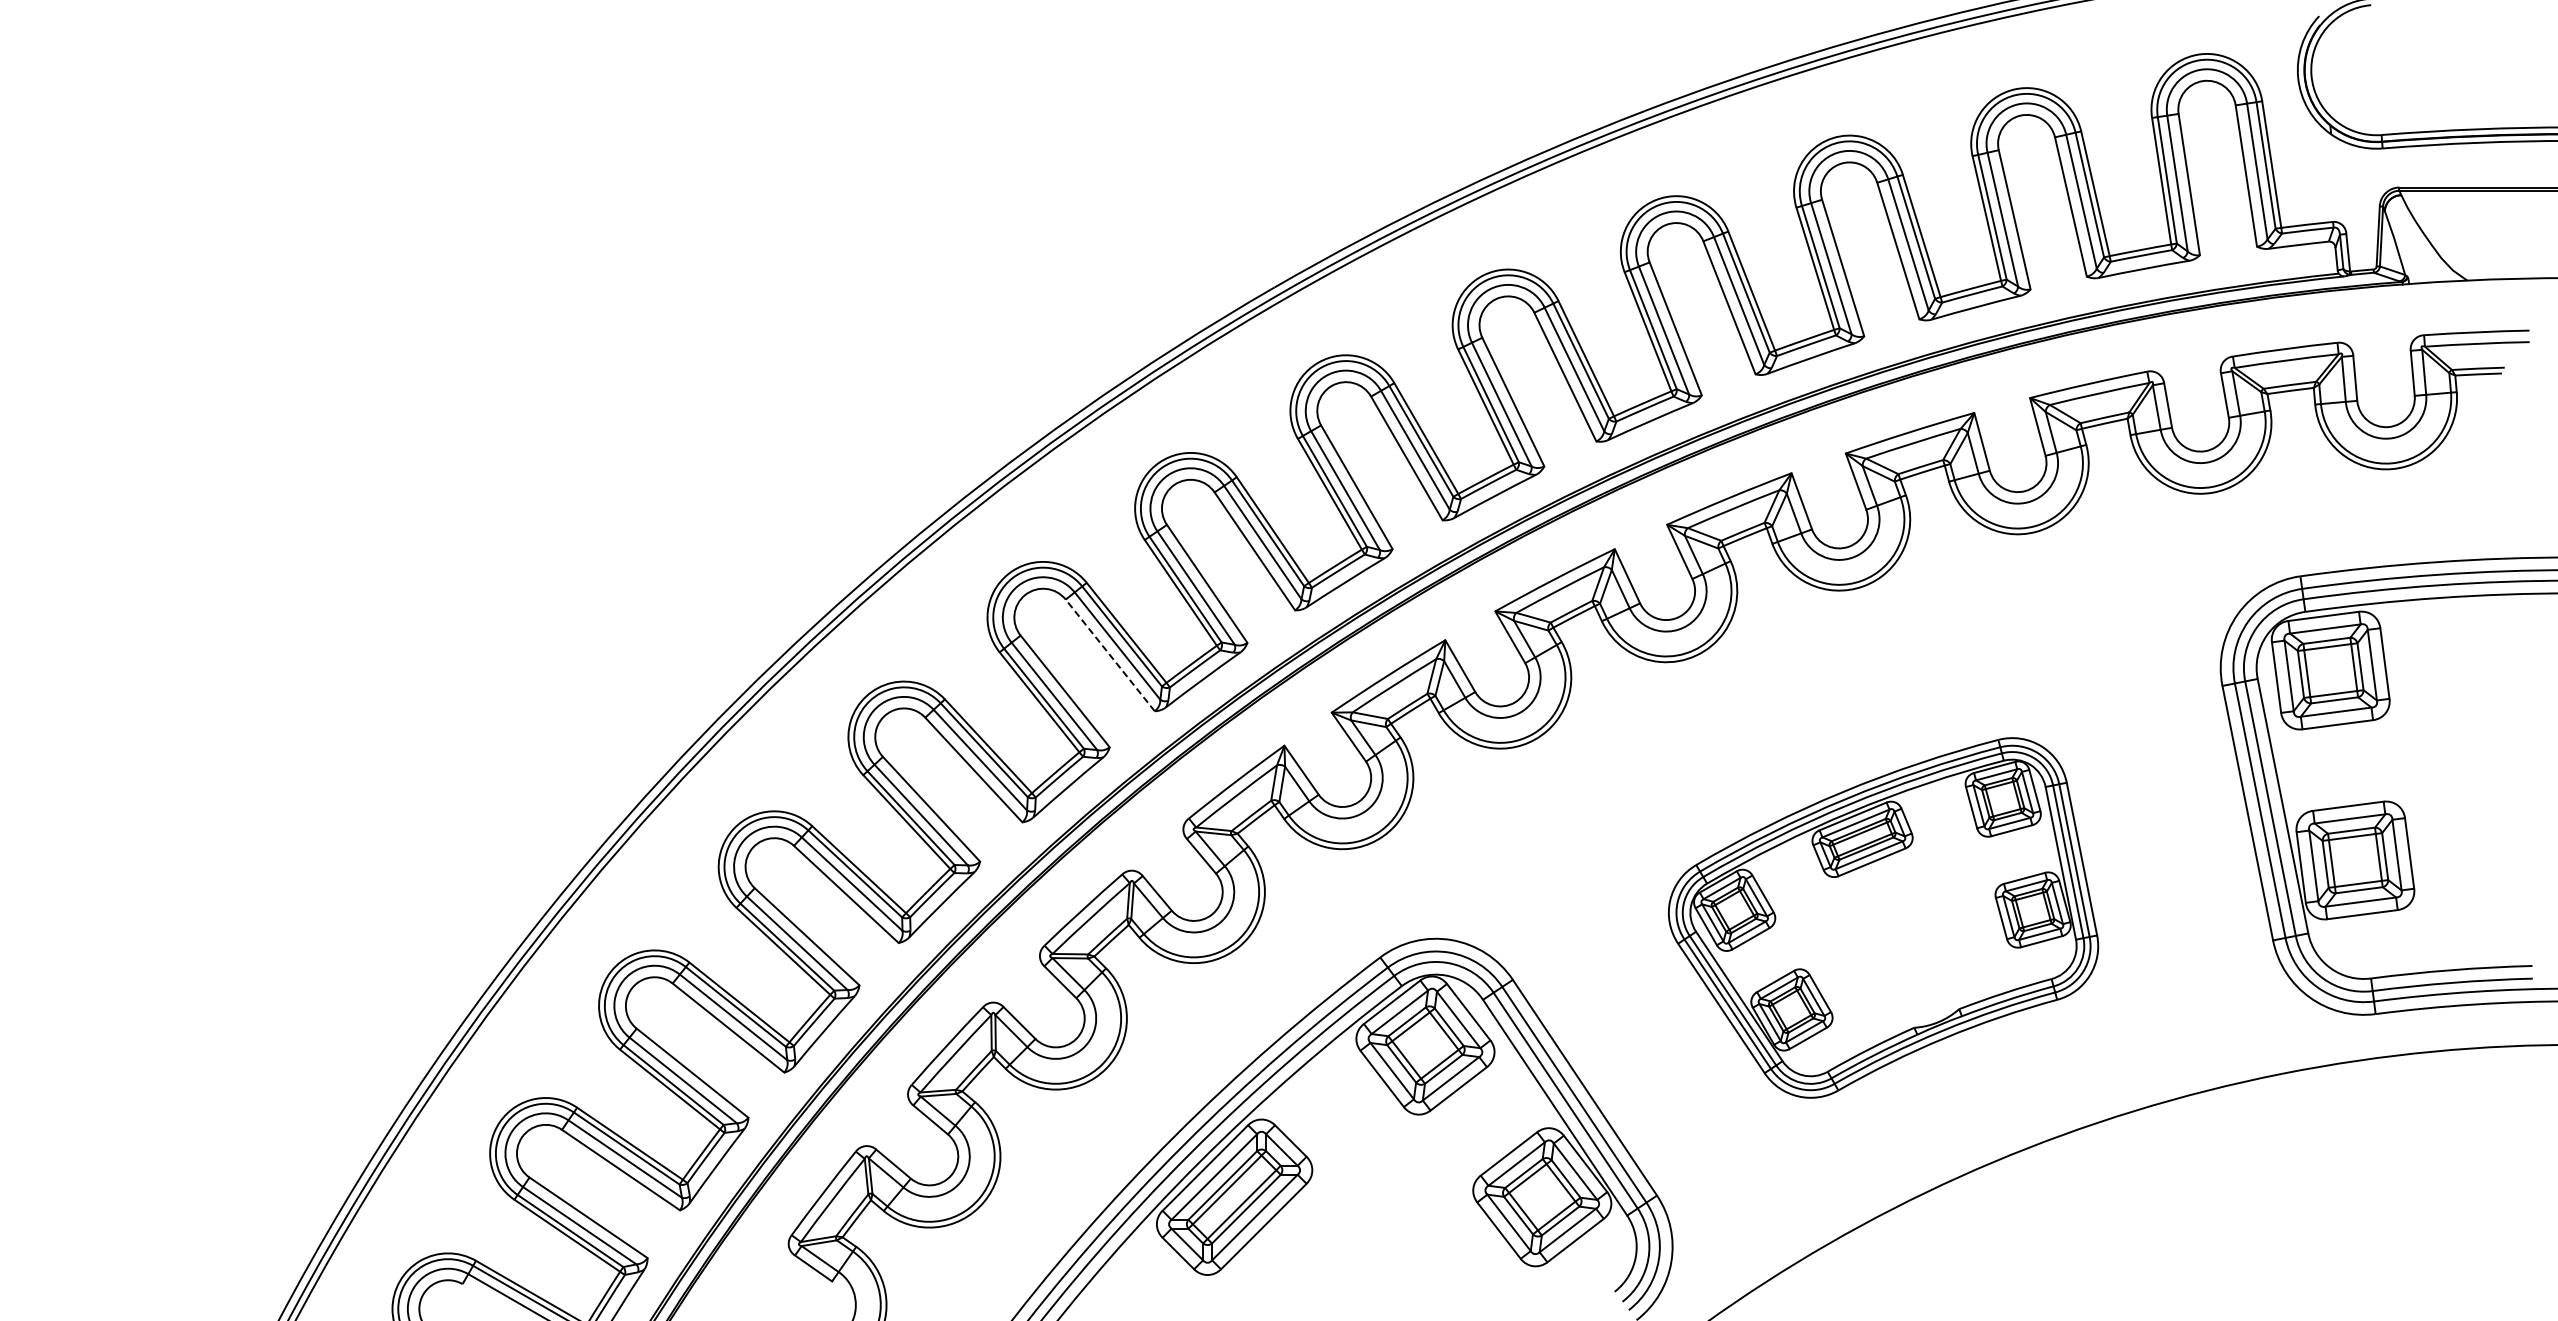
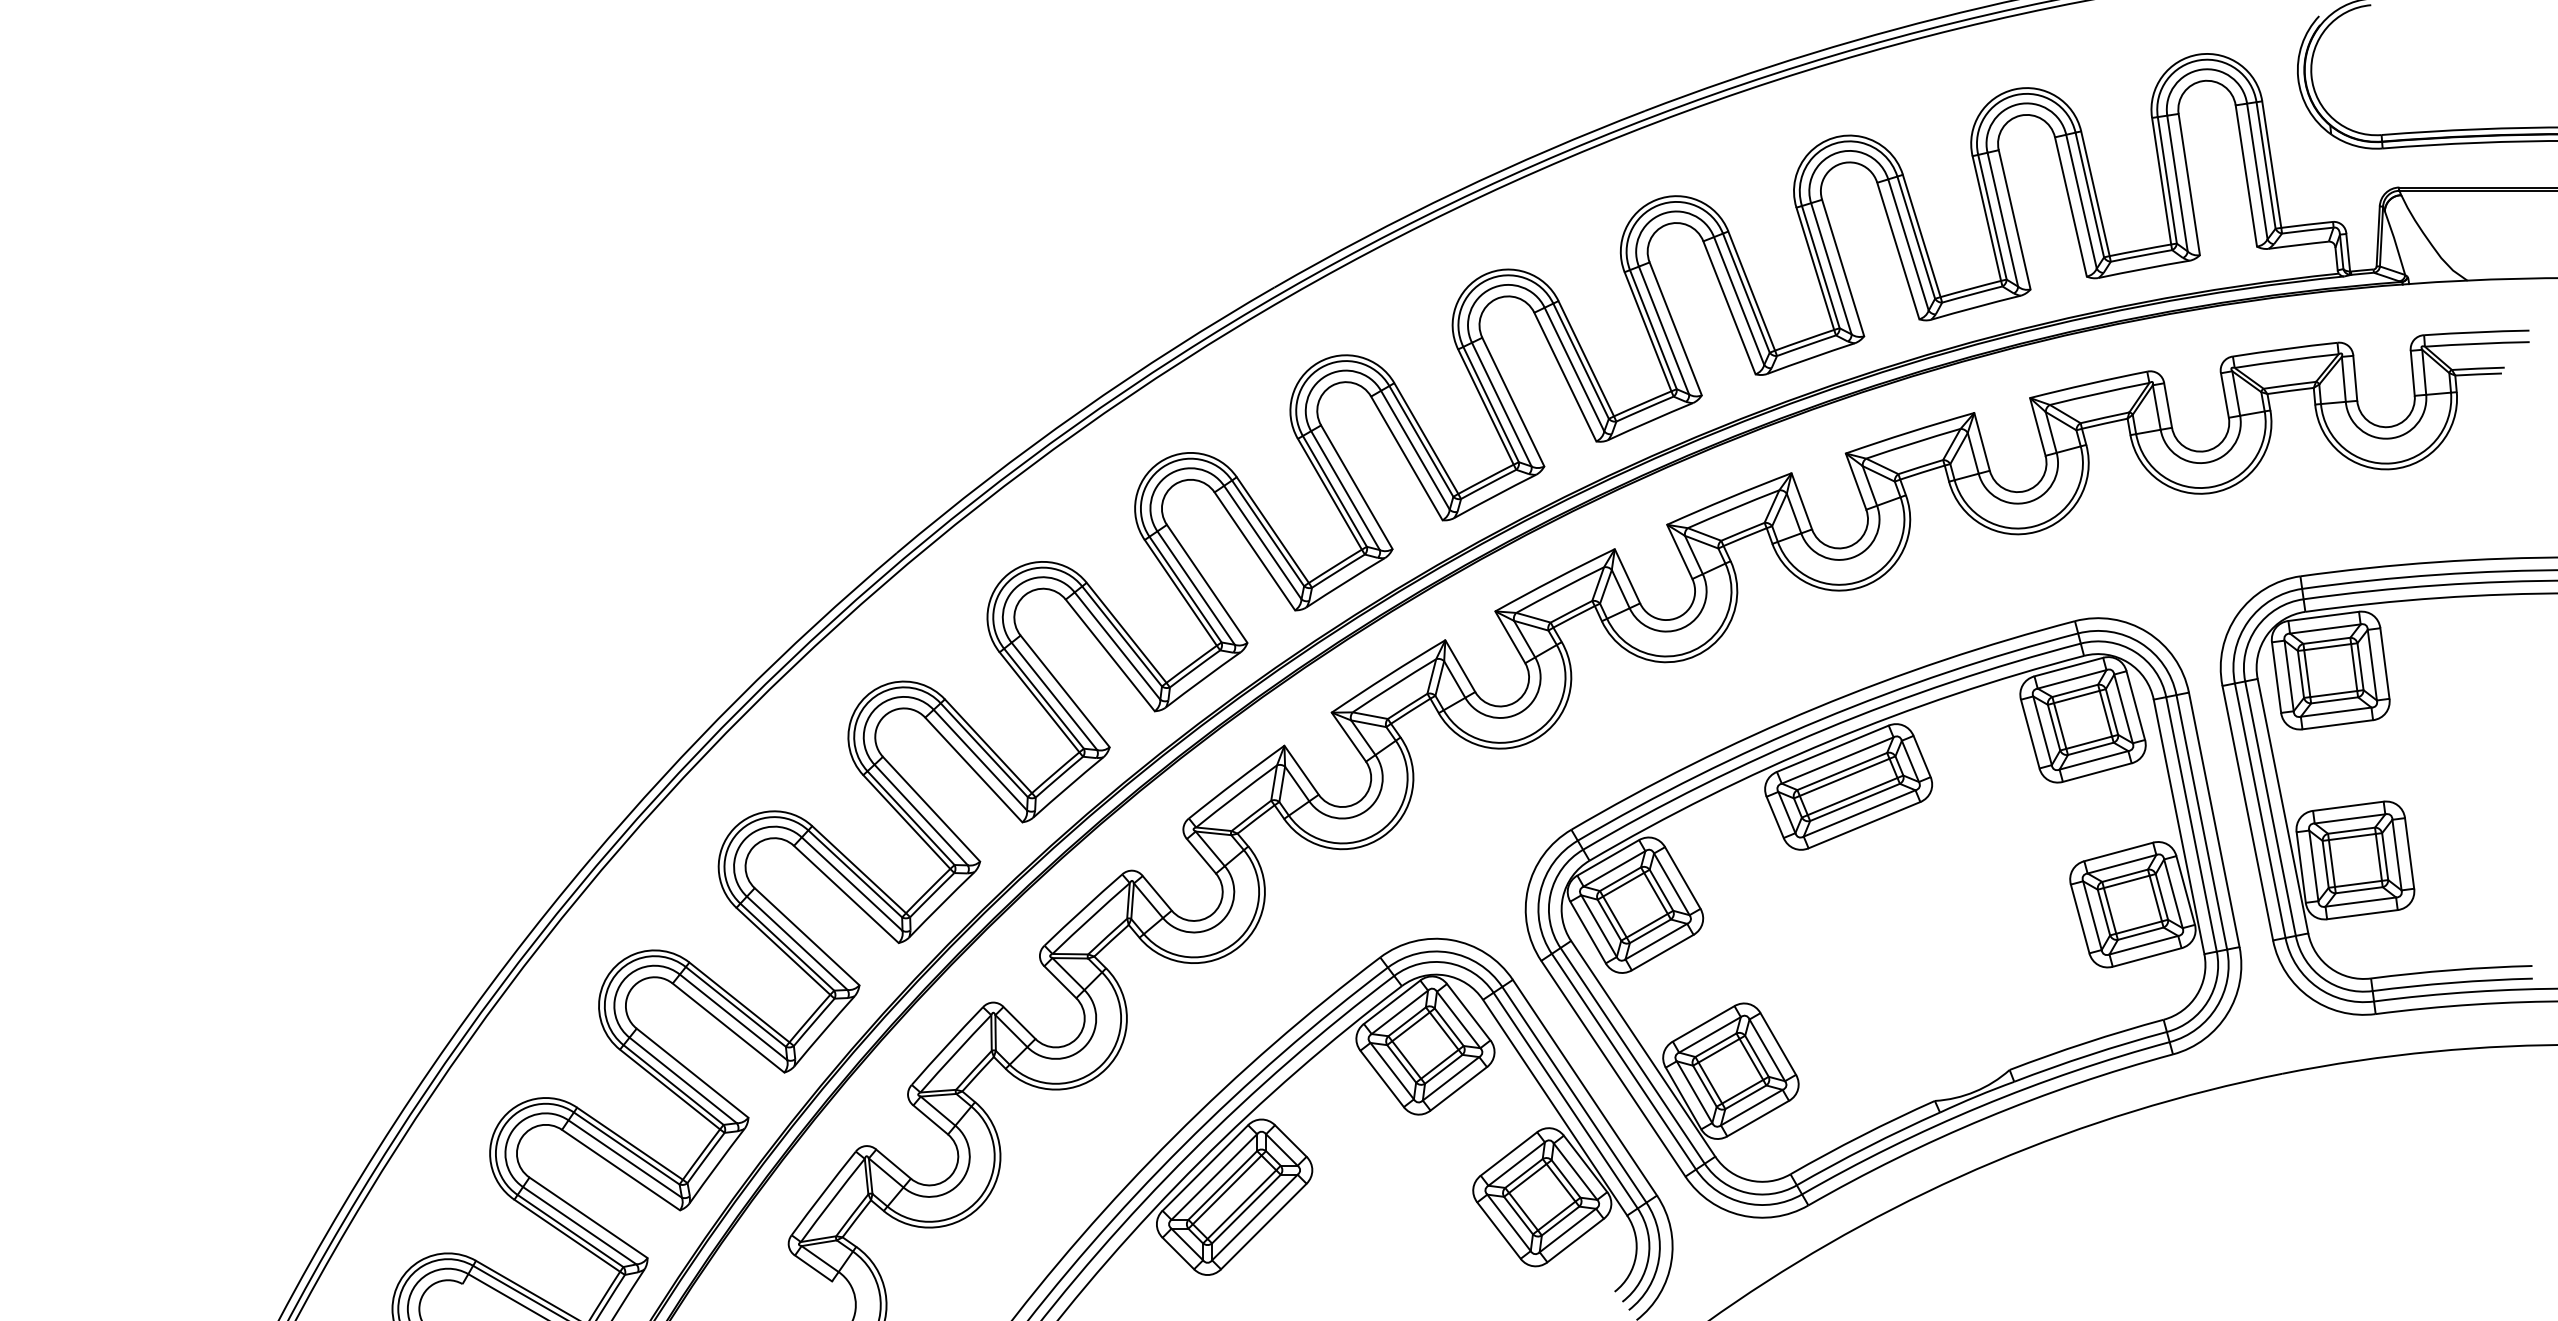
line: dashed -> solid (1109, 655)
part size: 432x362 px -> 719x602 px (1883, 917)
